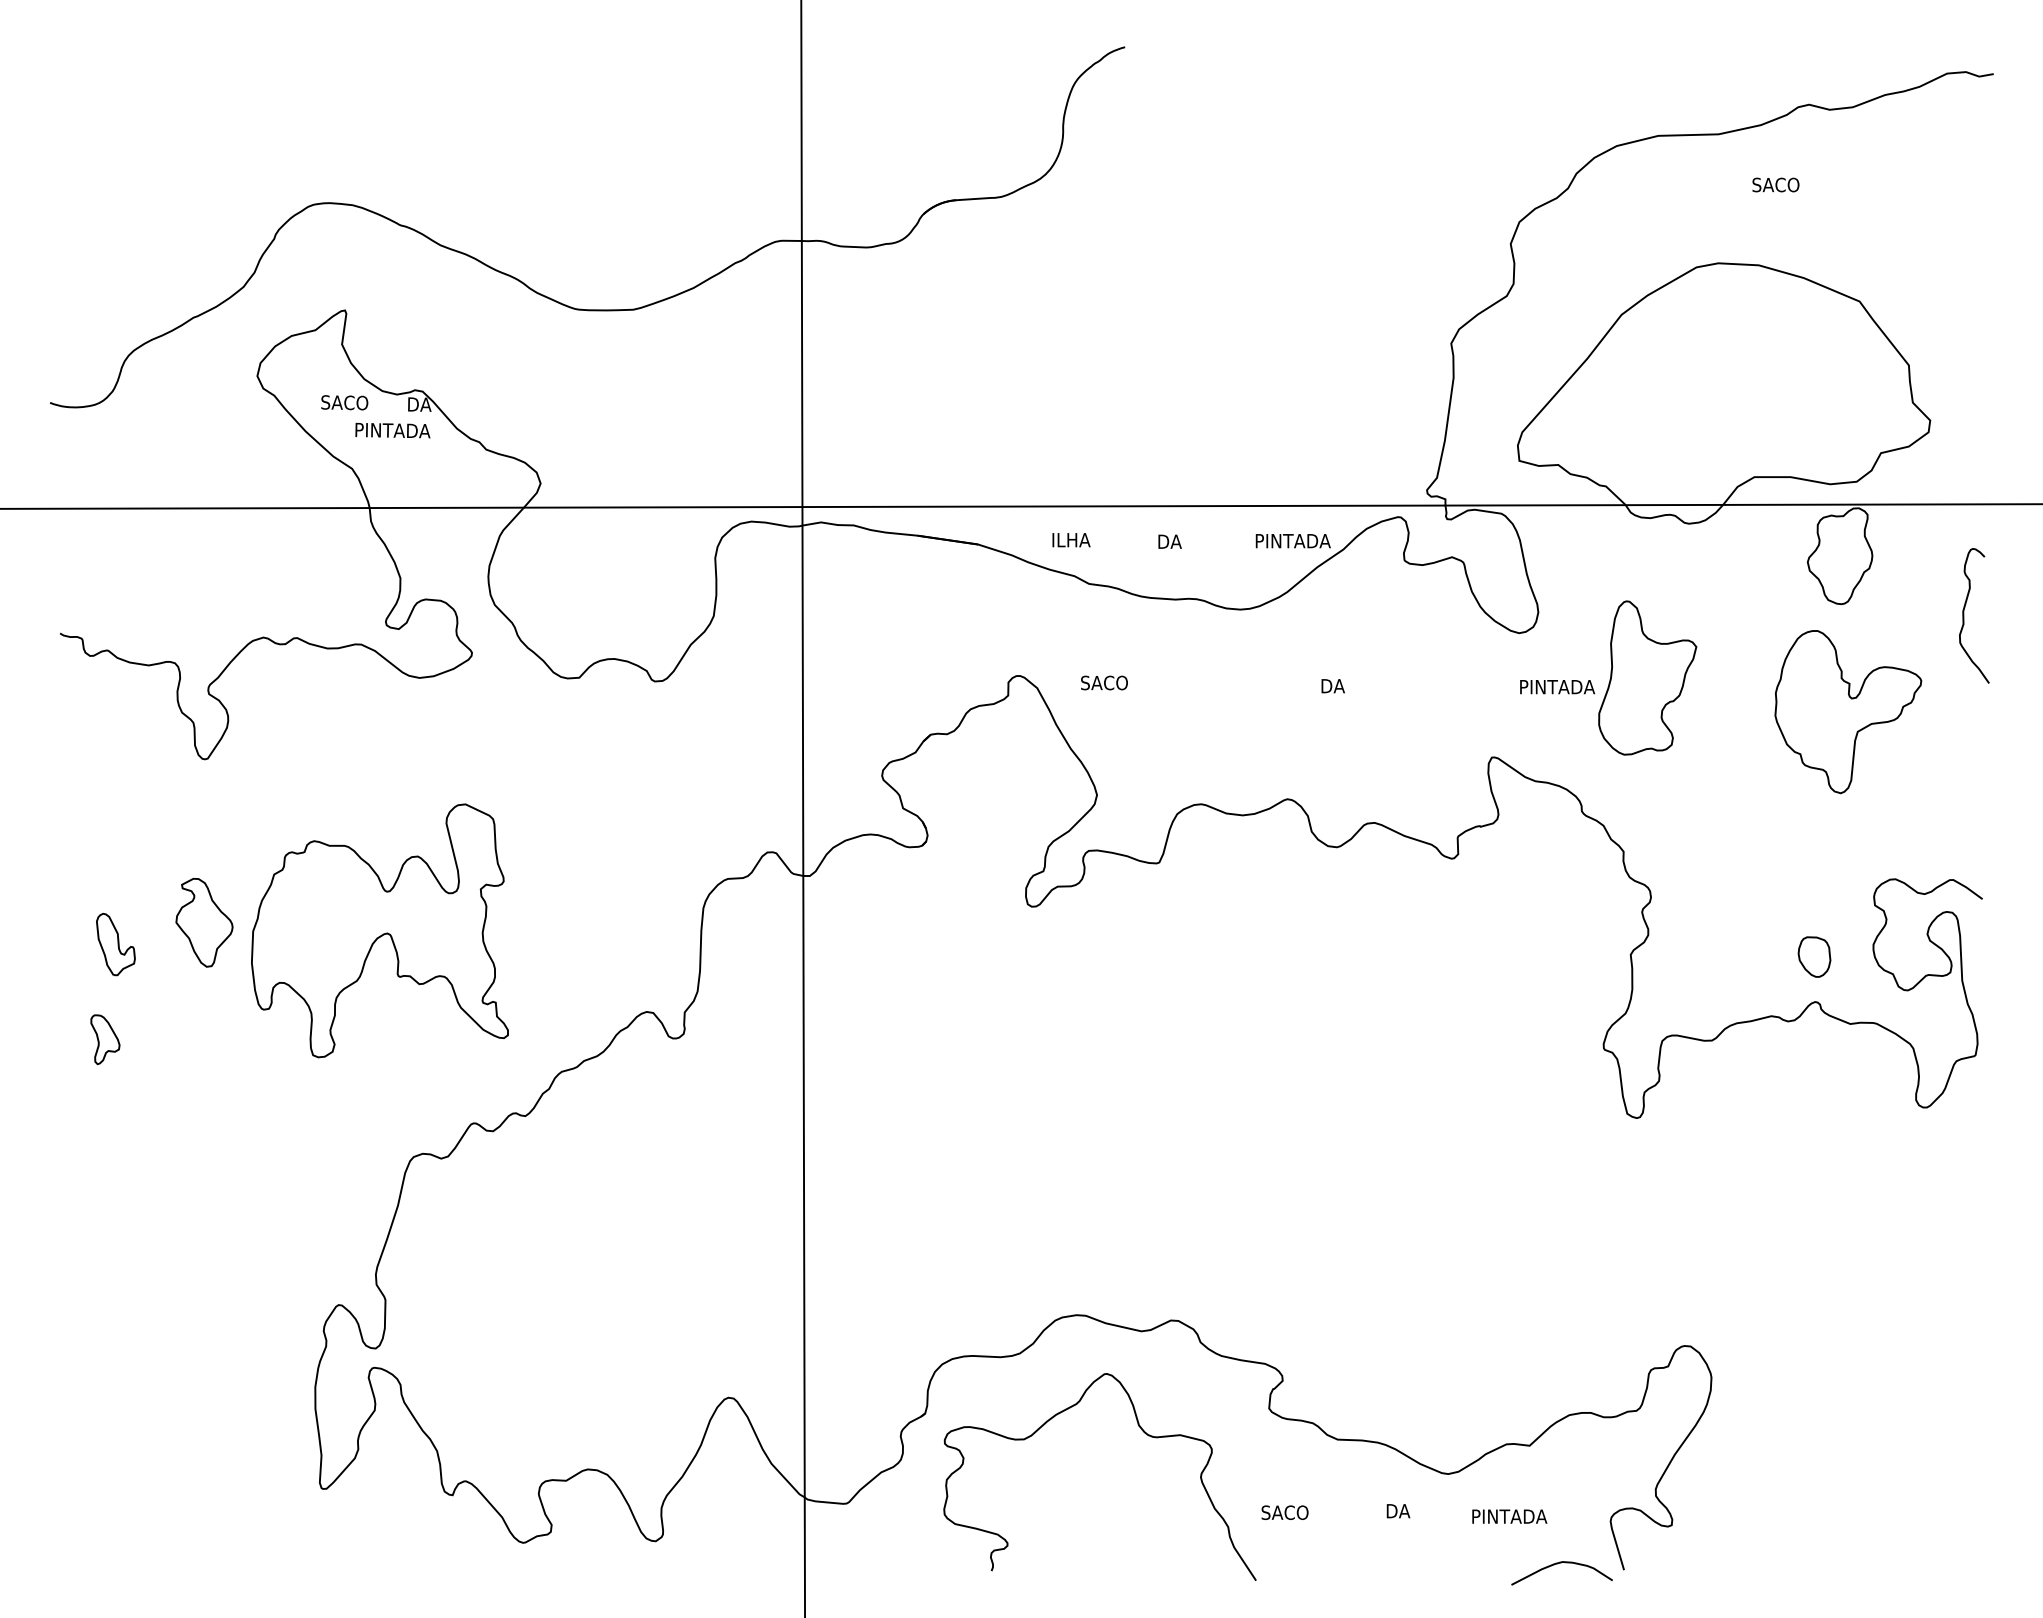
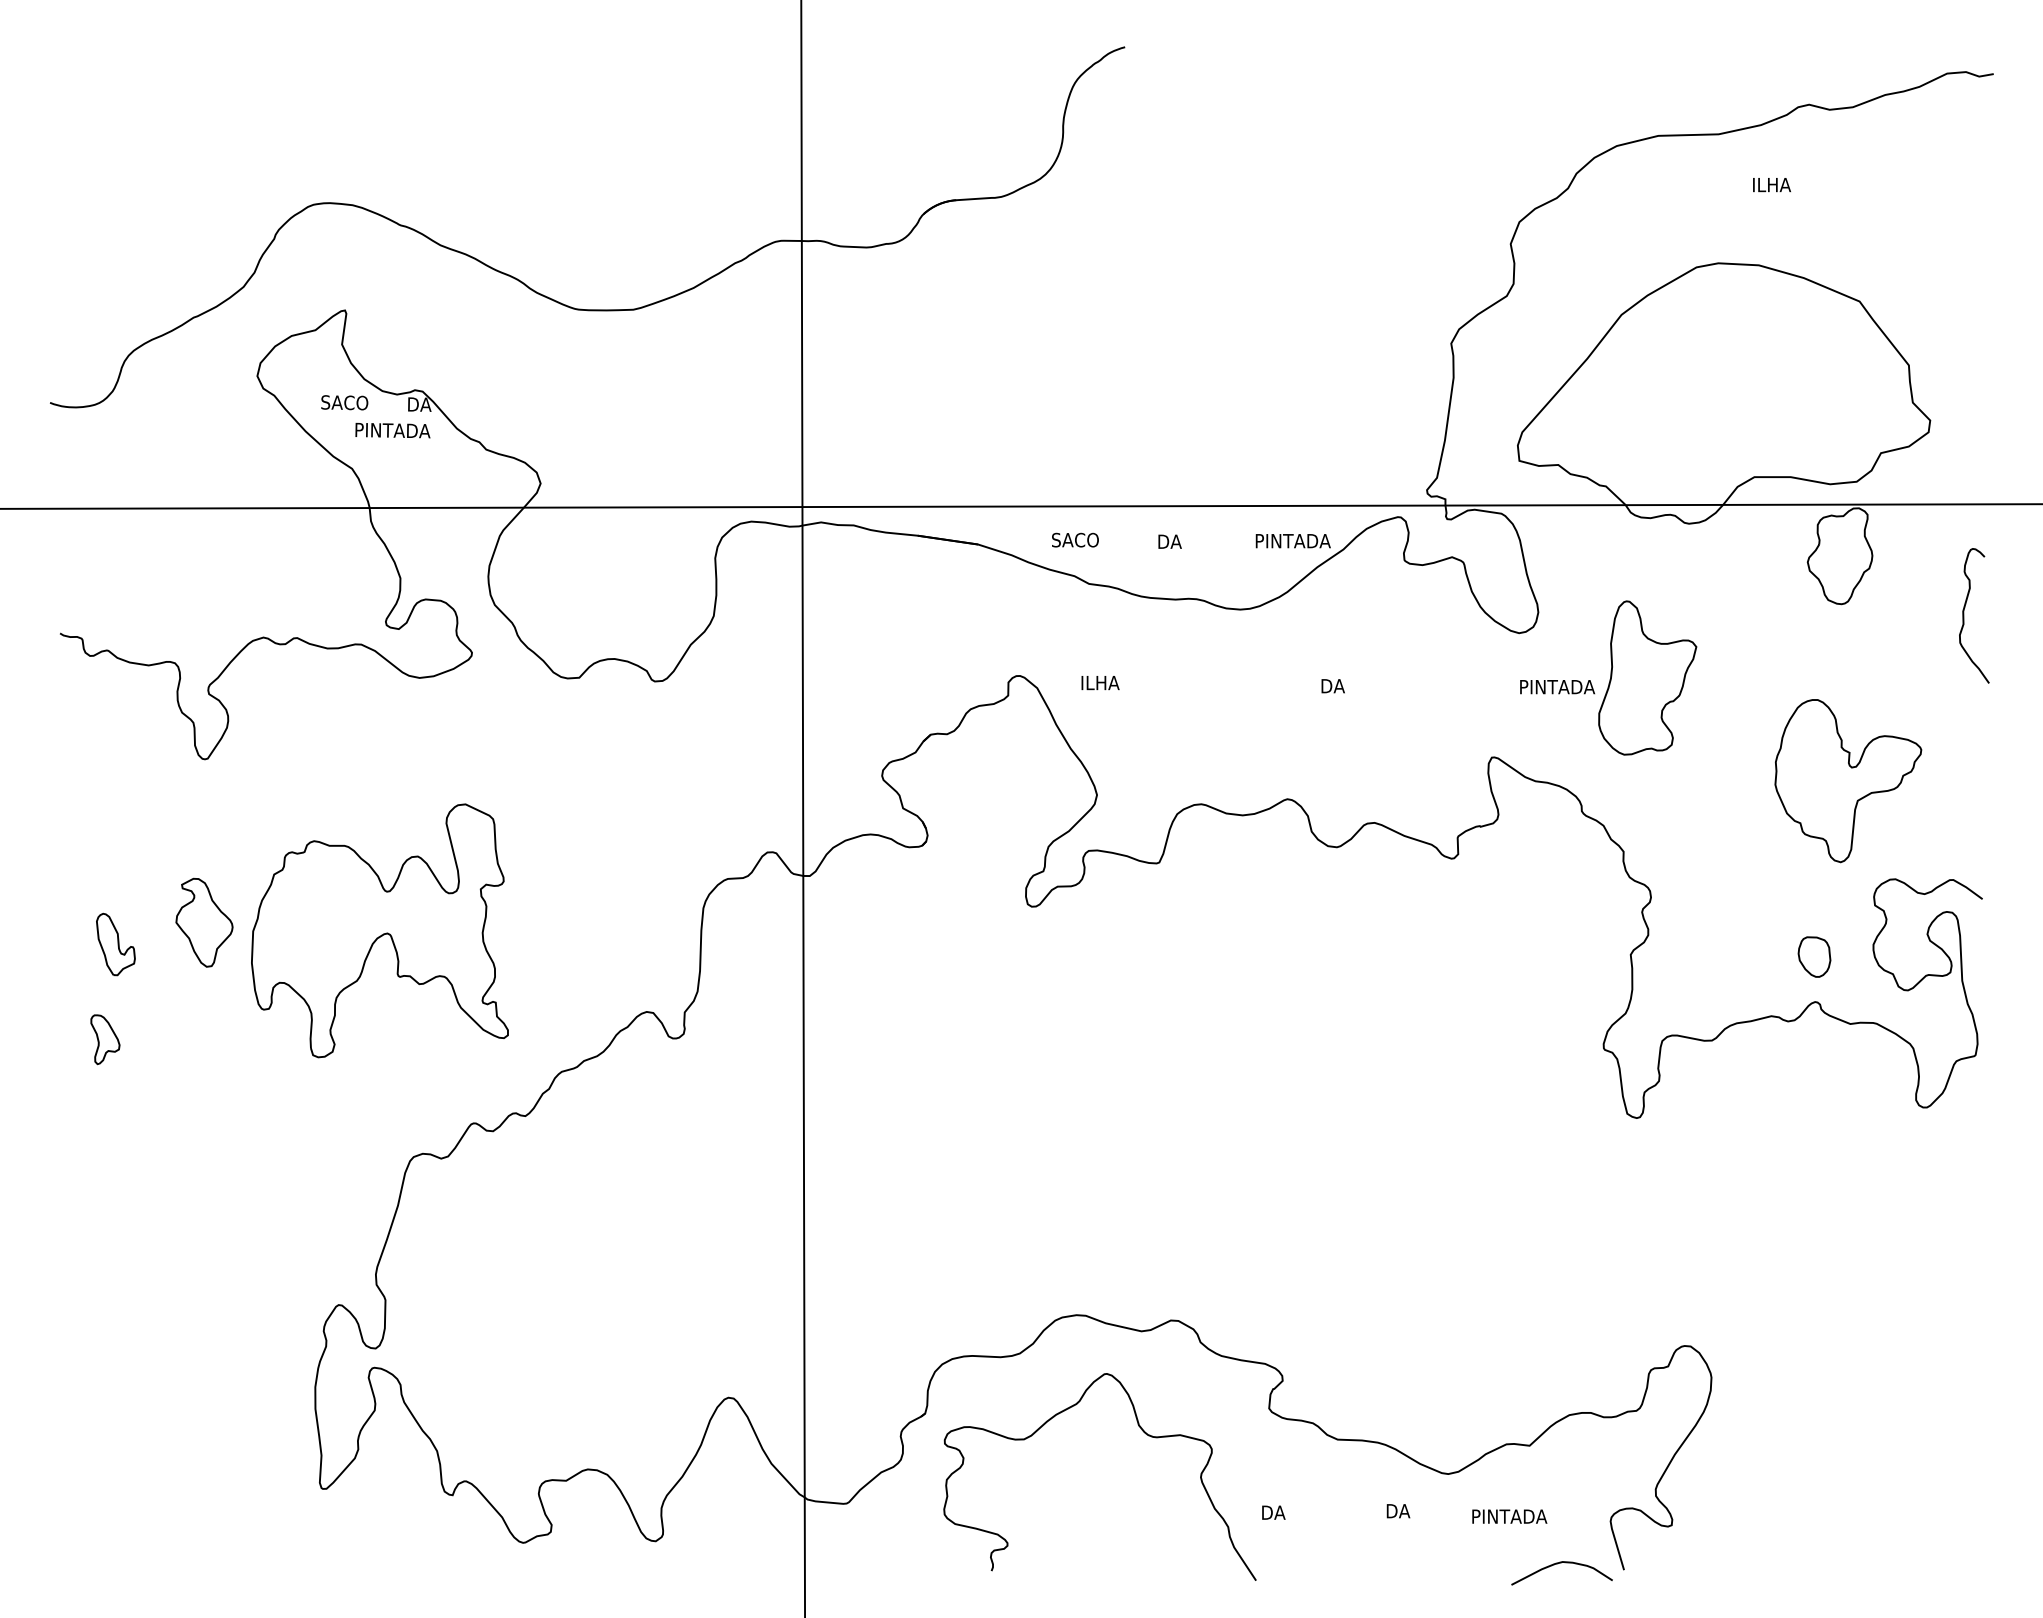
text: SACO -> ILHA (1775, 184)
text: ILHA -> SACO (1075, 539)
text: SACO -> ILHA (1104, 682)
part position: (1848, 712) -> (1848, 781) (1848, 781)
text: SACO -> DA (1284, 1512)
